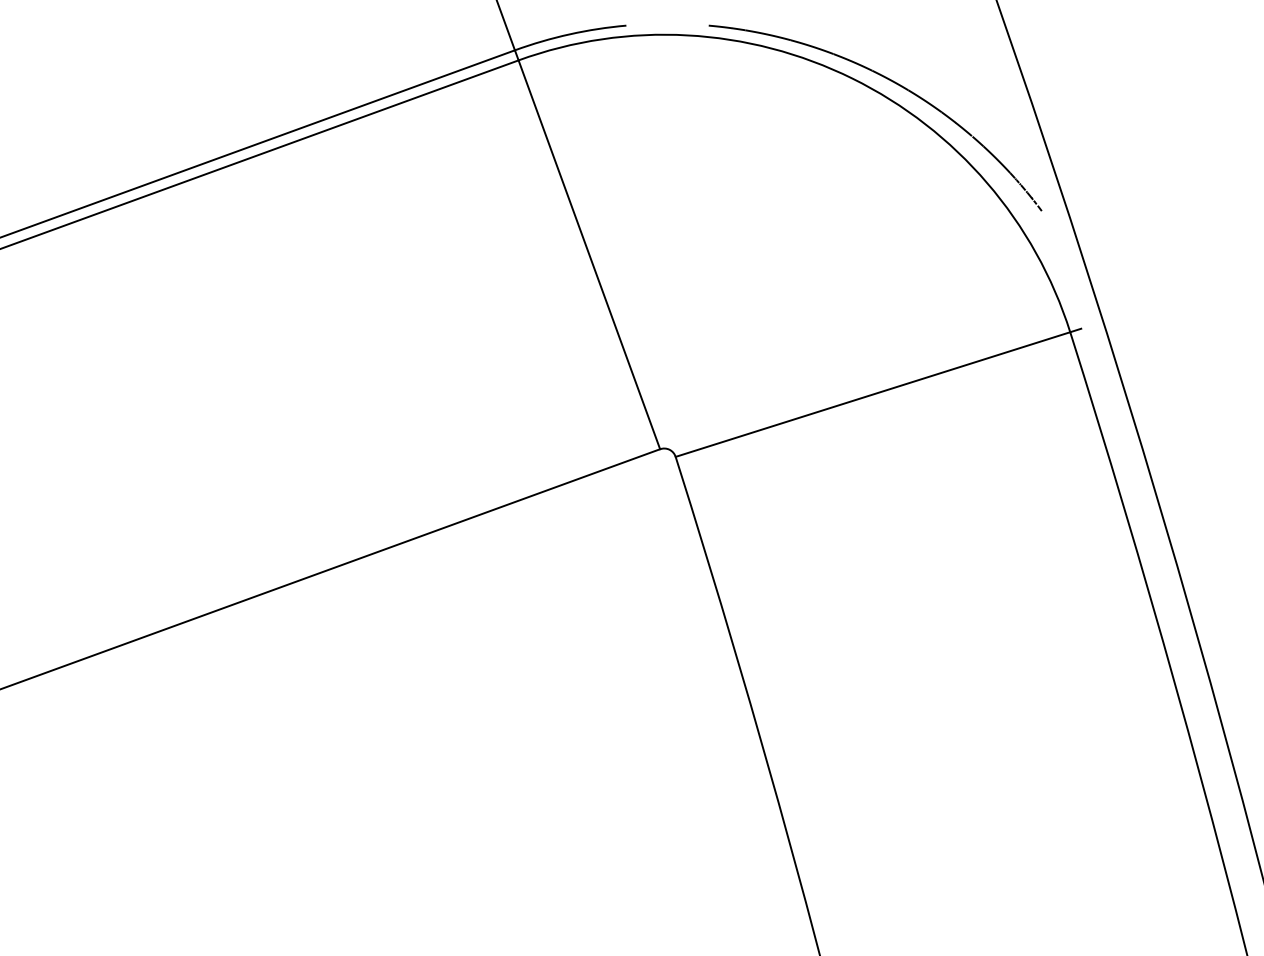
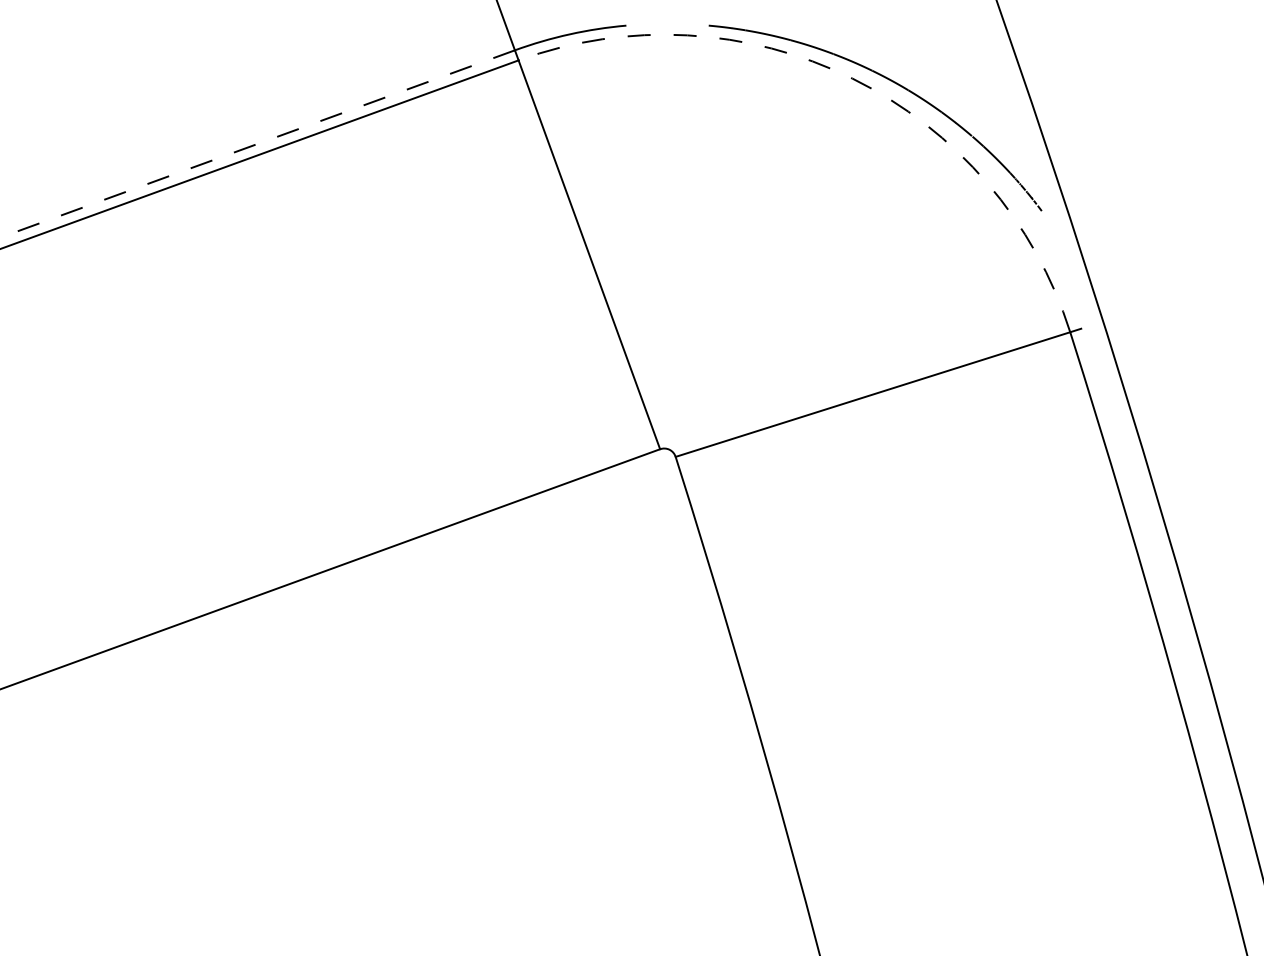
arc: solid -> dashed (852, 78)
line: solid -> dashed (257, 144)
